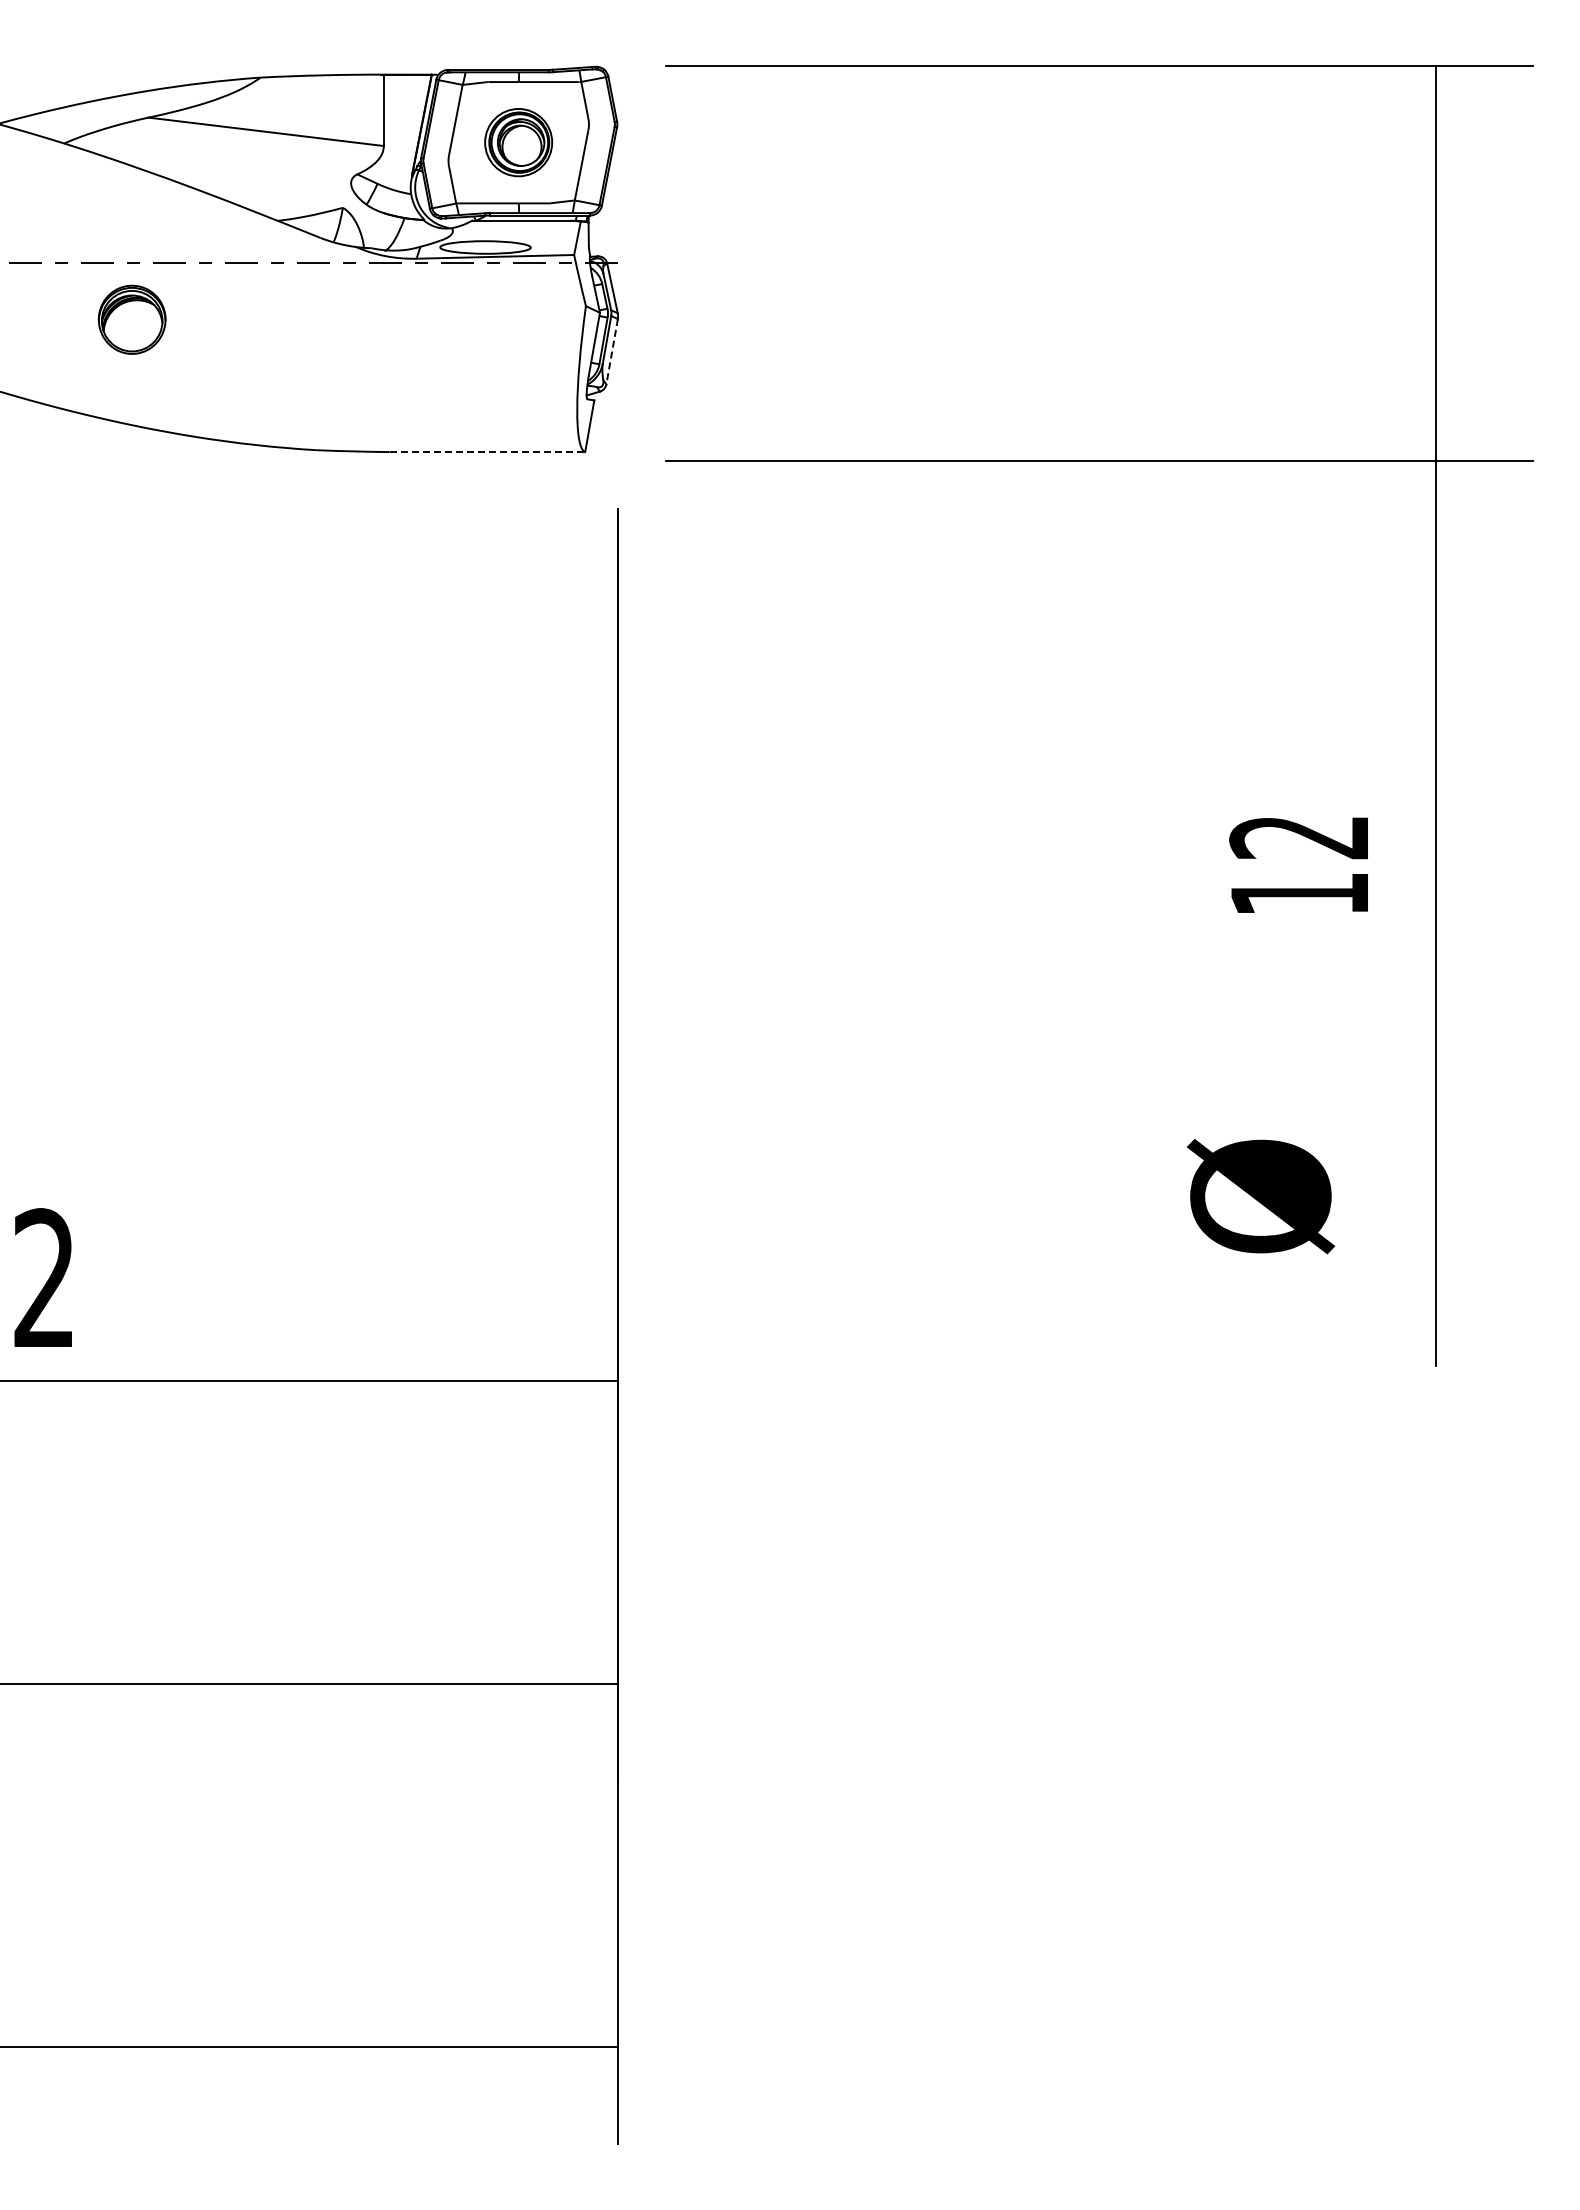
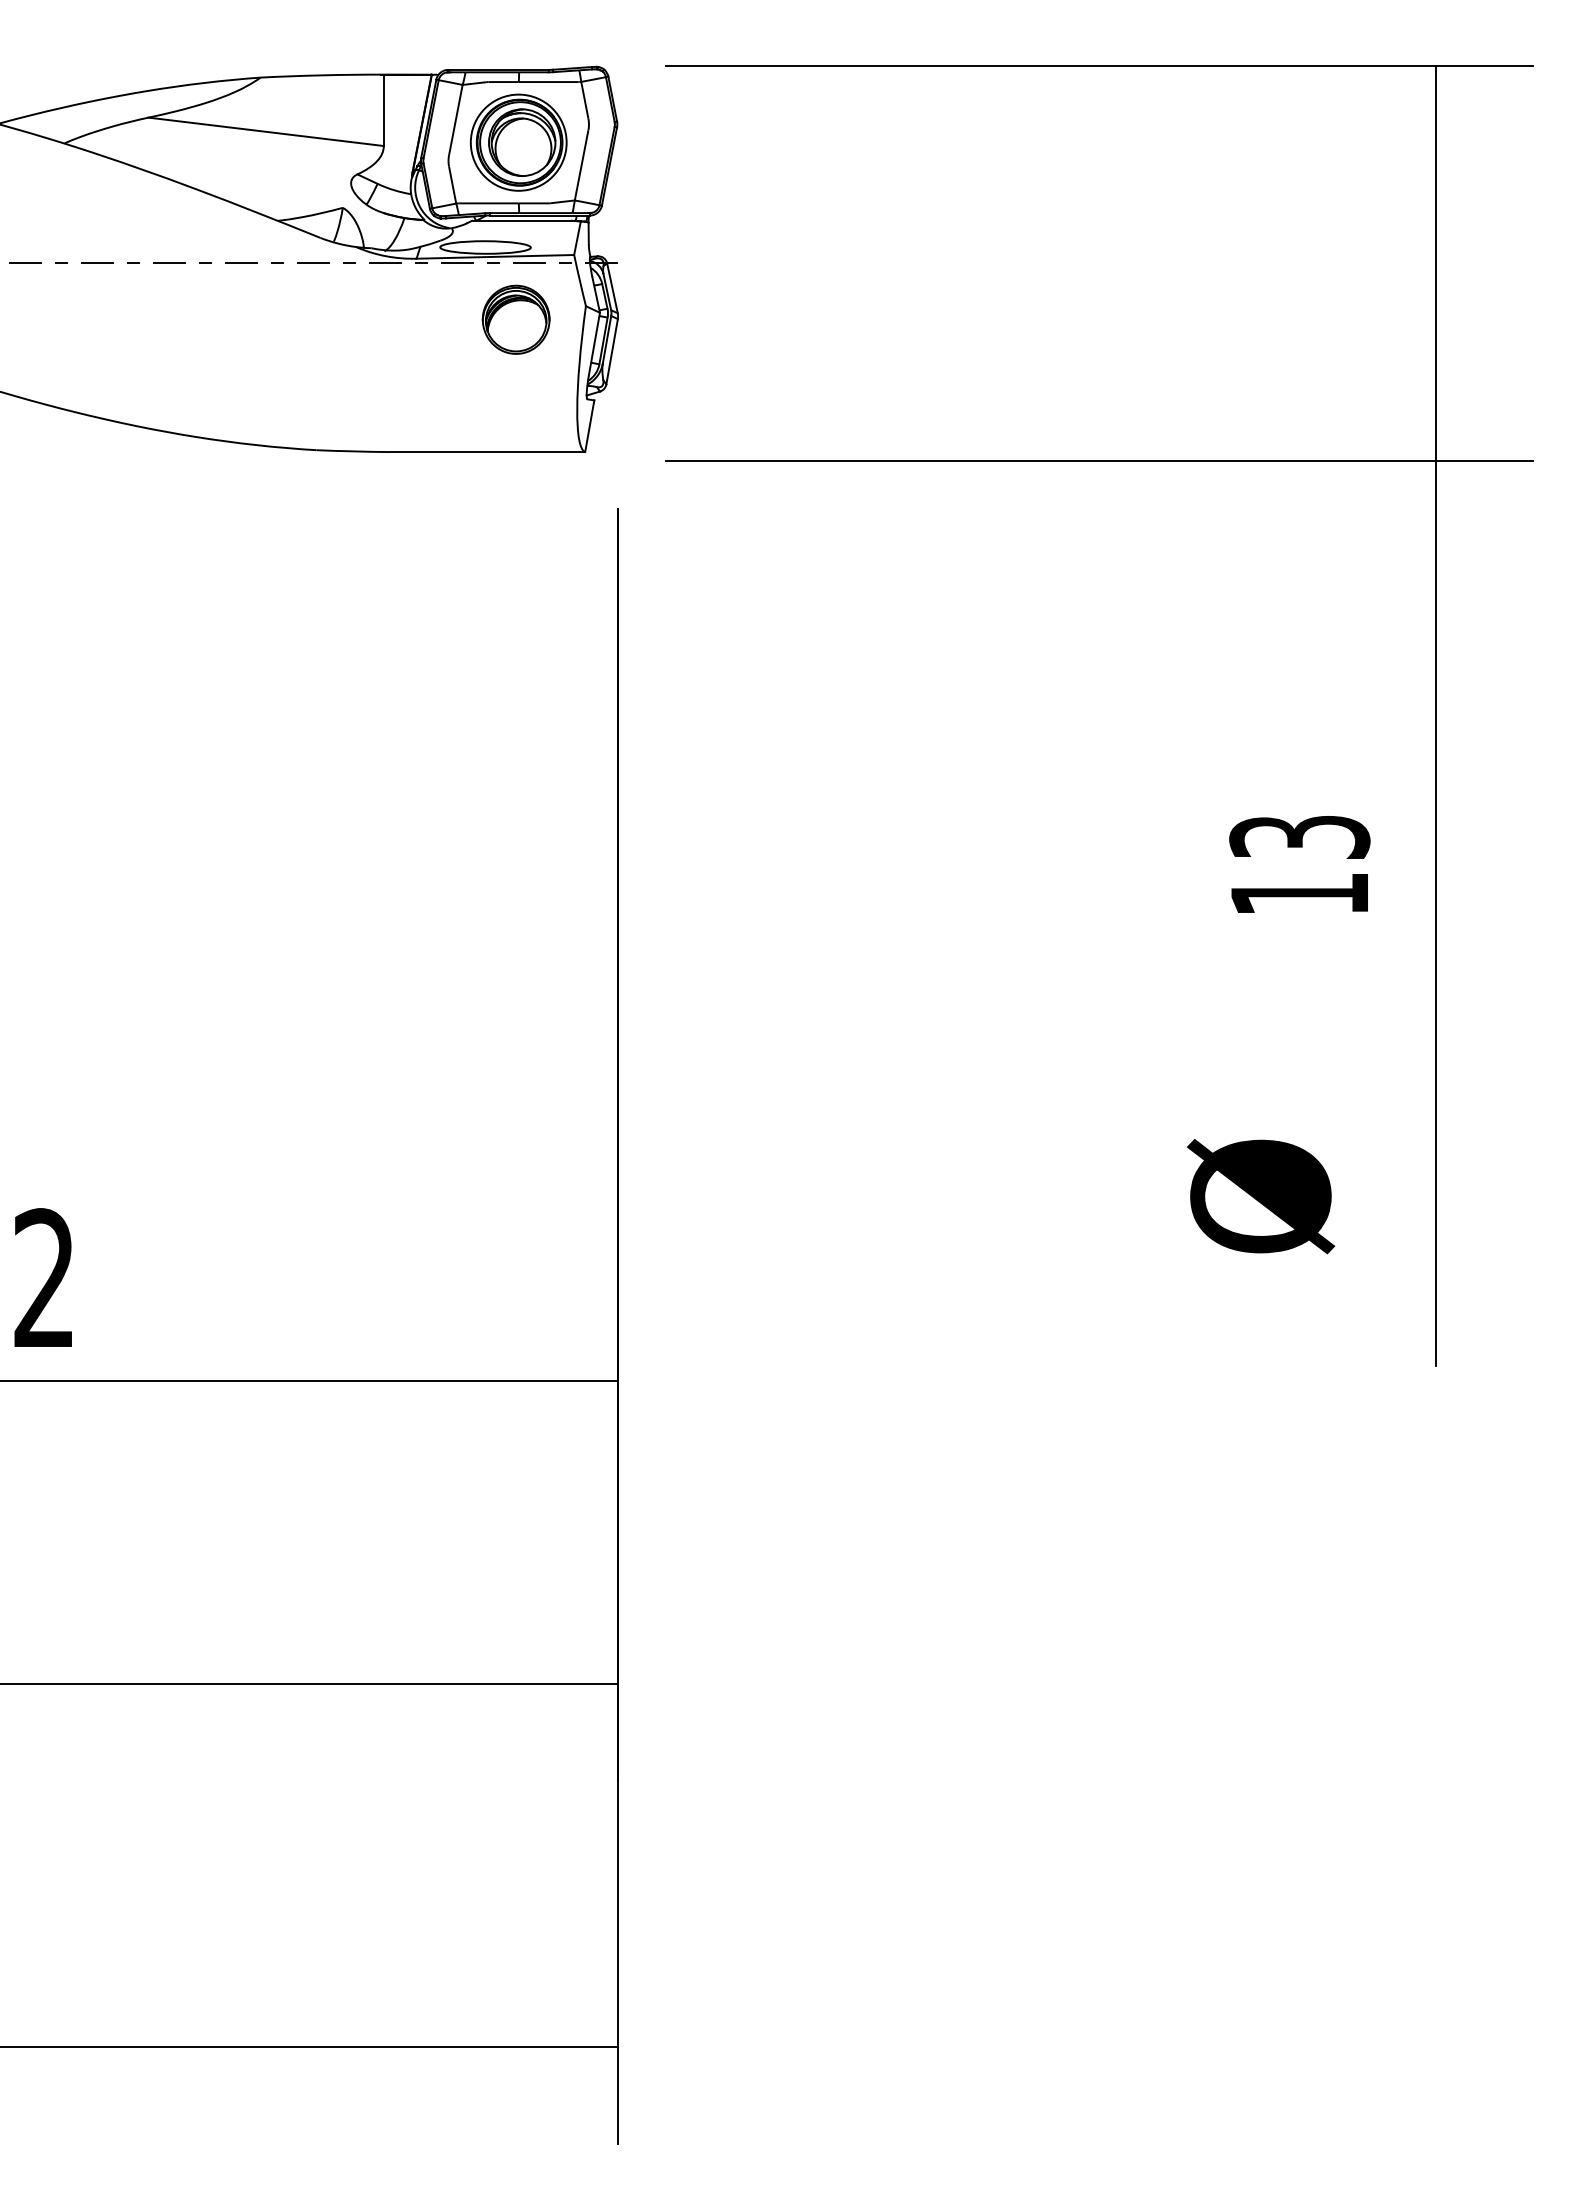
part size: 70x70 px -> 99x99 px (518, 142)
part position: (131, 319) -> (515, 319) (515, 319)
line: dashed -> solid (612, 352)
line: dashed -> solid (487, 452)
text: 12 -> 13 (1299, 837)
